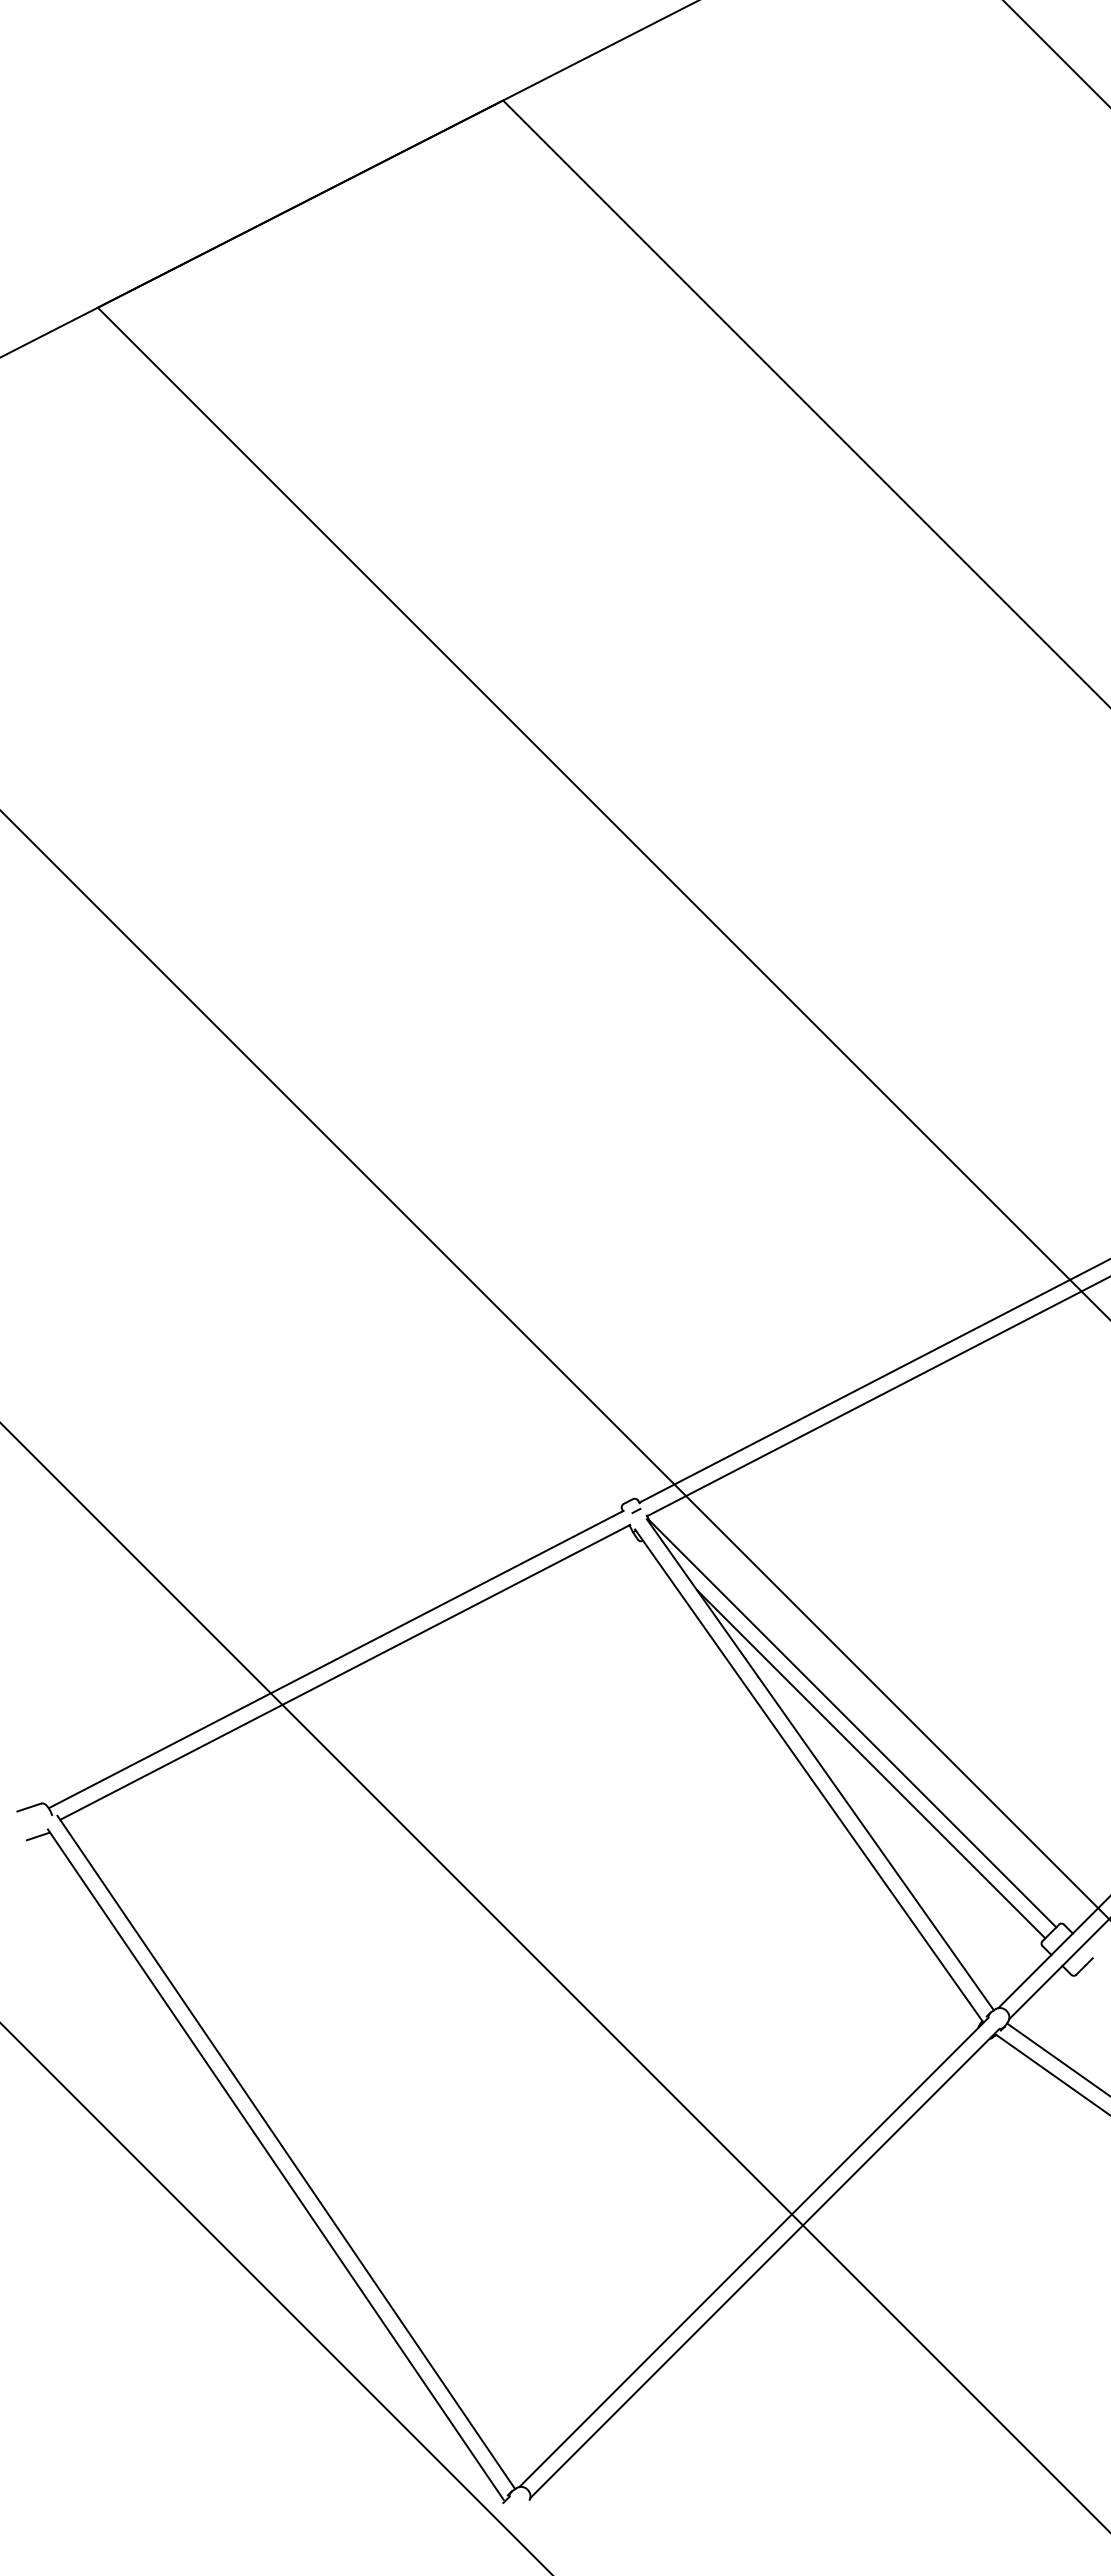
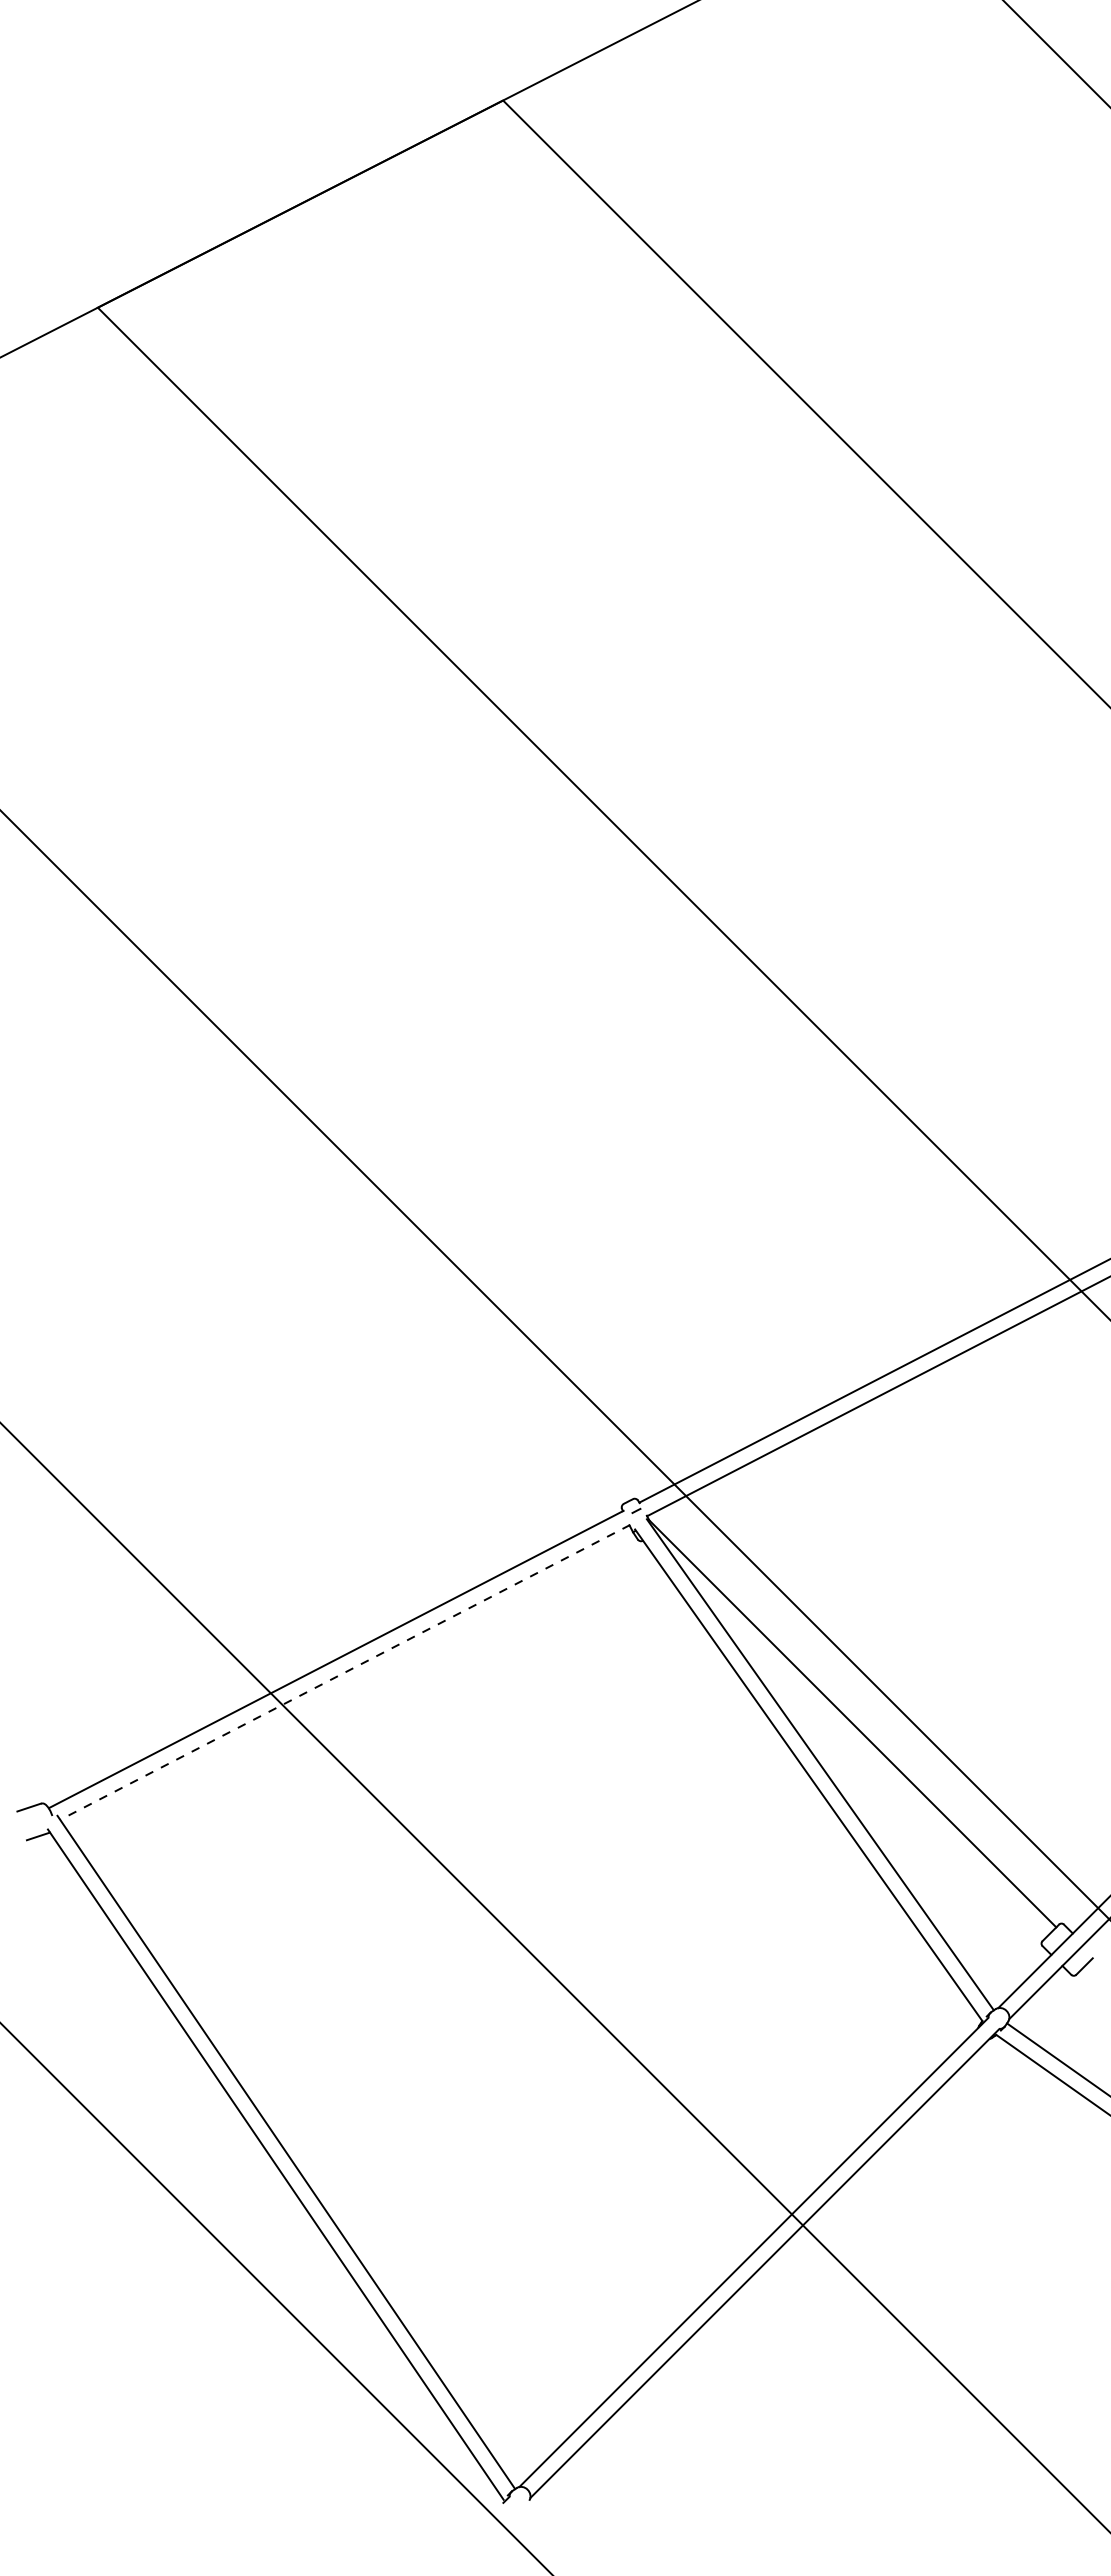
line: solid -> dashed (345, 1672)
line: present -> none (870, 1764)
